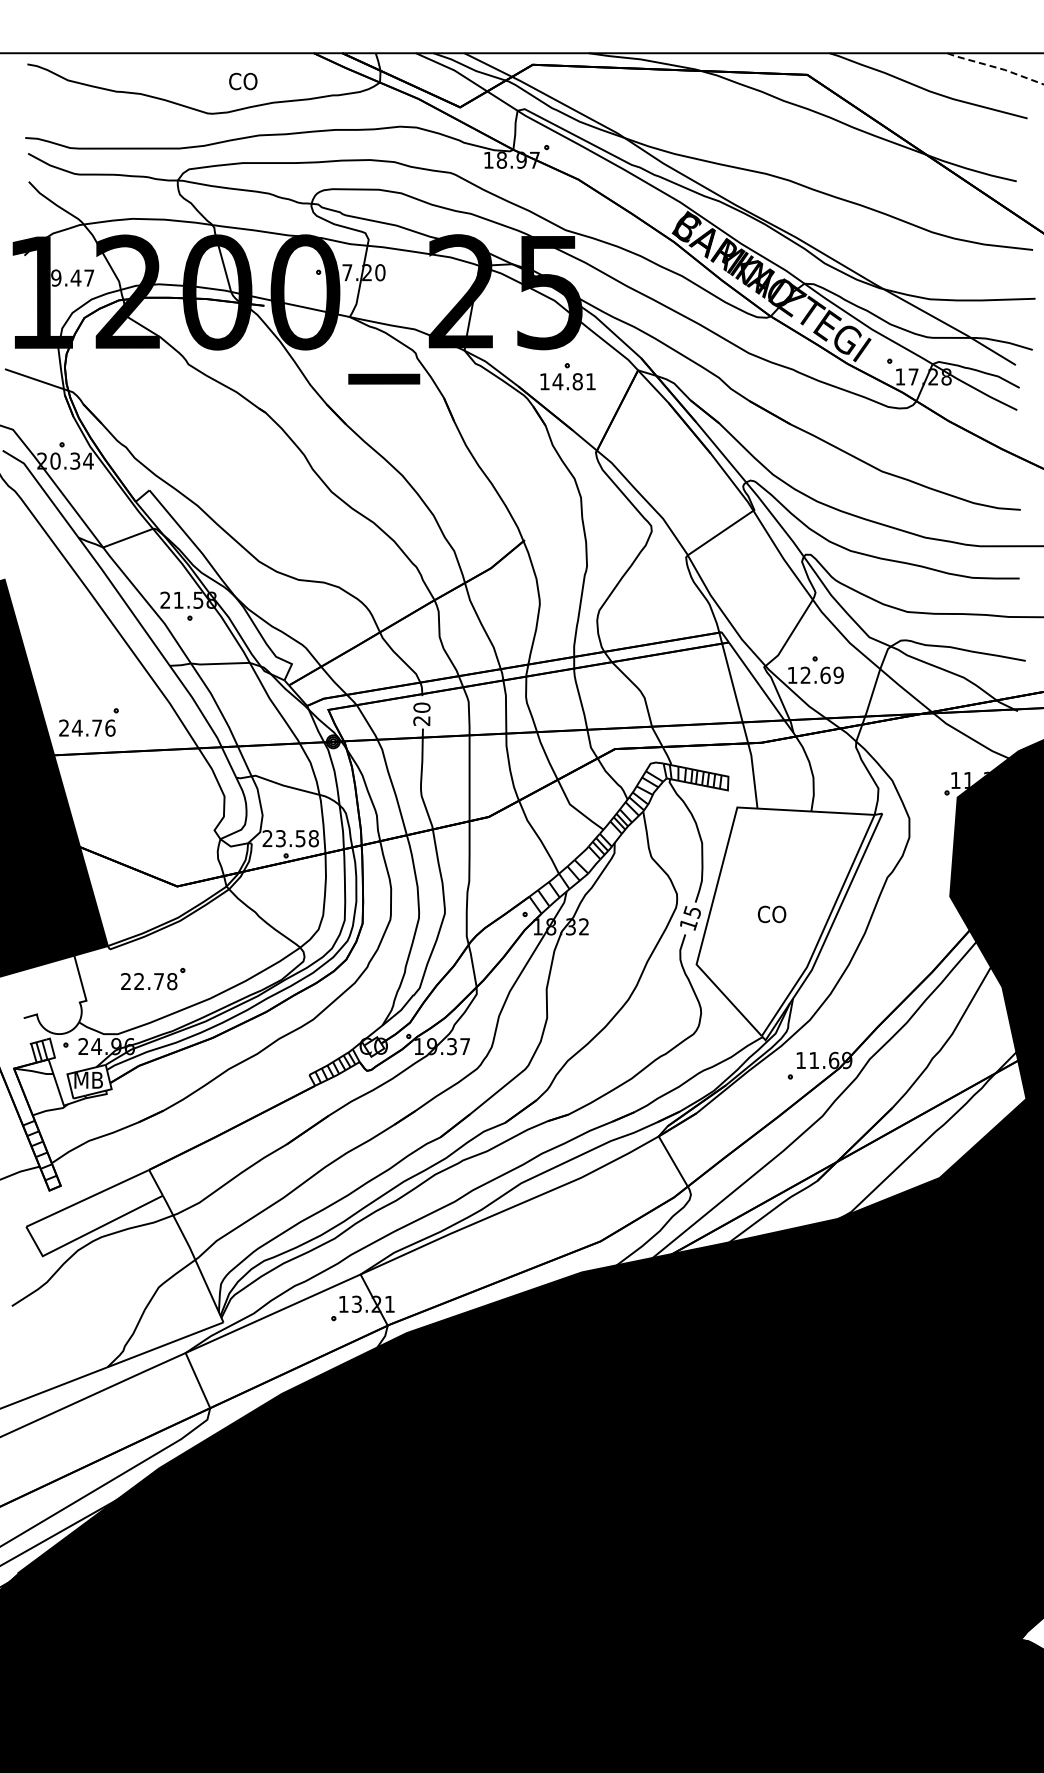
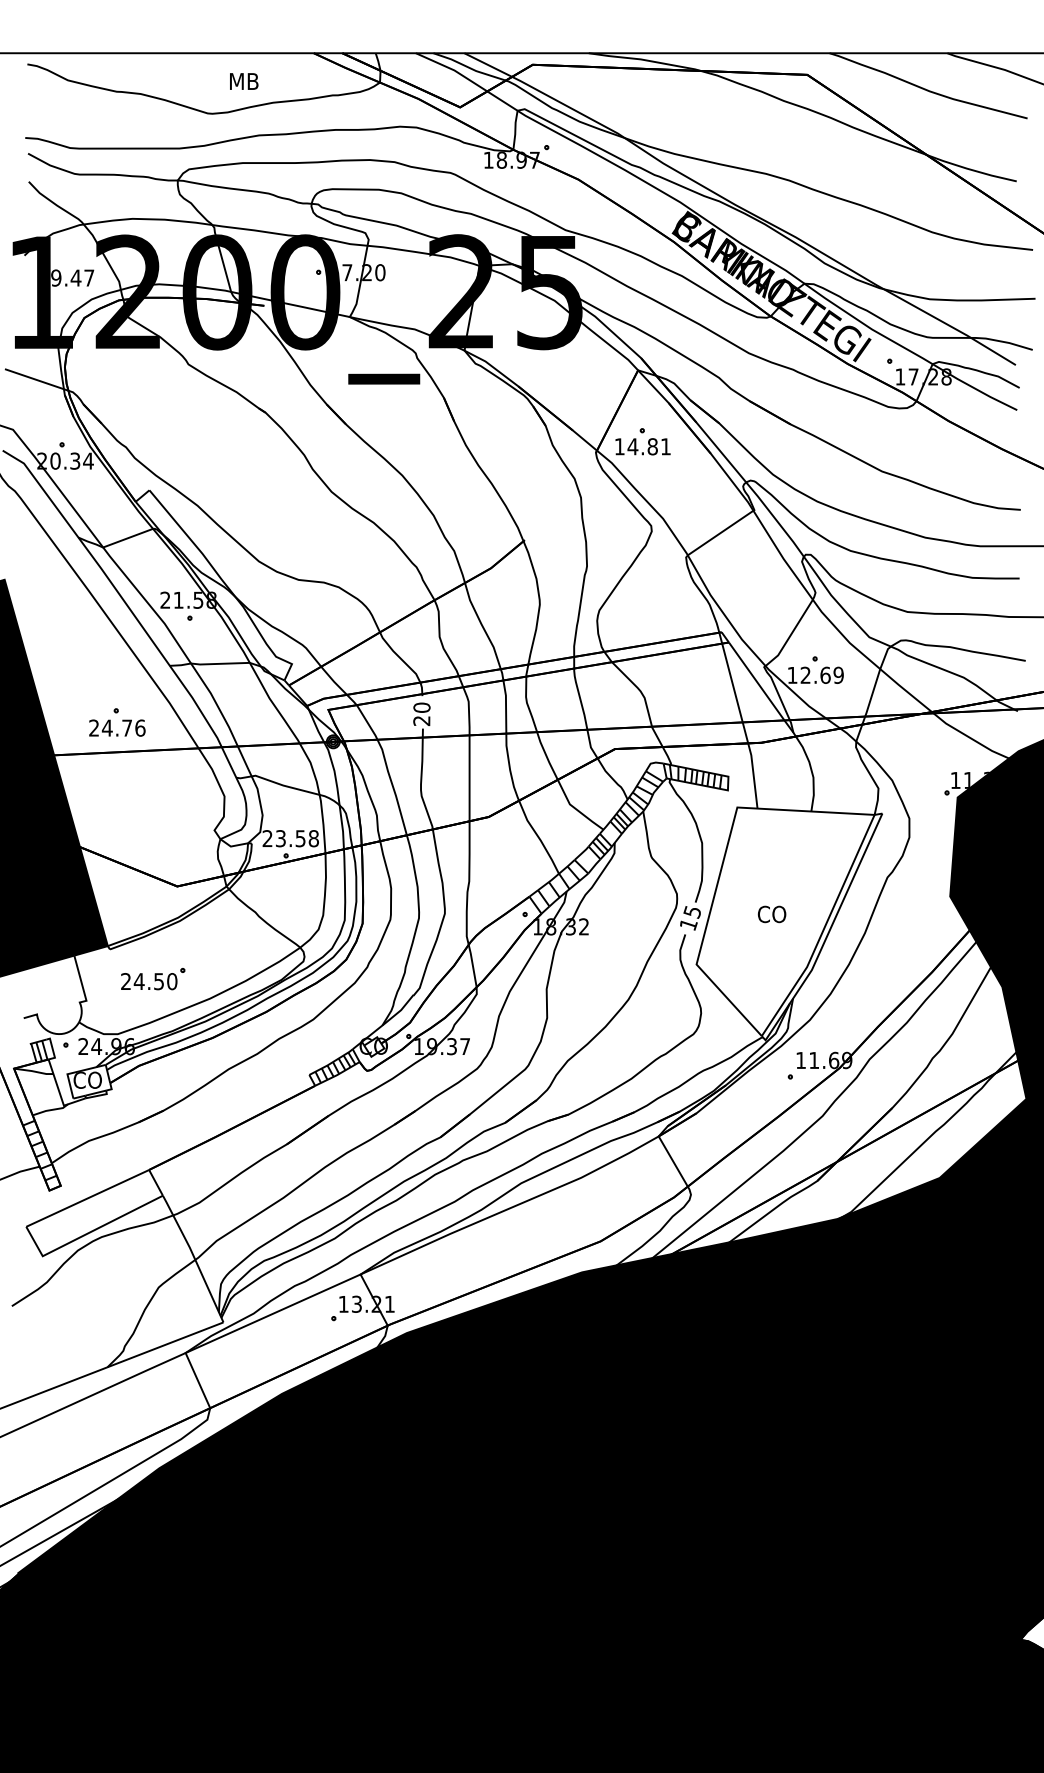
line: dashed -> solid (996, 67)
text: CO -> MB (243, 81)
part position: (567, 376) -> (642, 441) (642, 441)
text position: (87, 727) -> (117, 727) (117, 727)
text: 22.78 -> 24.50 (155, 981)
text: MB -> CO (87, 1079)
